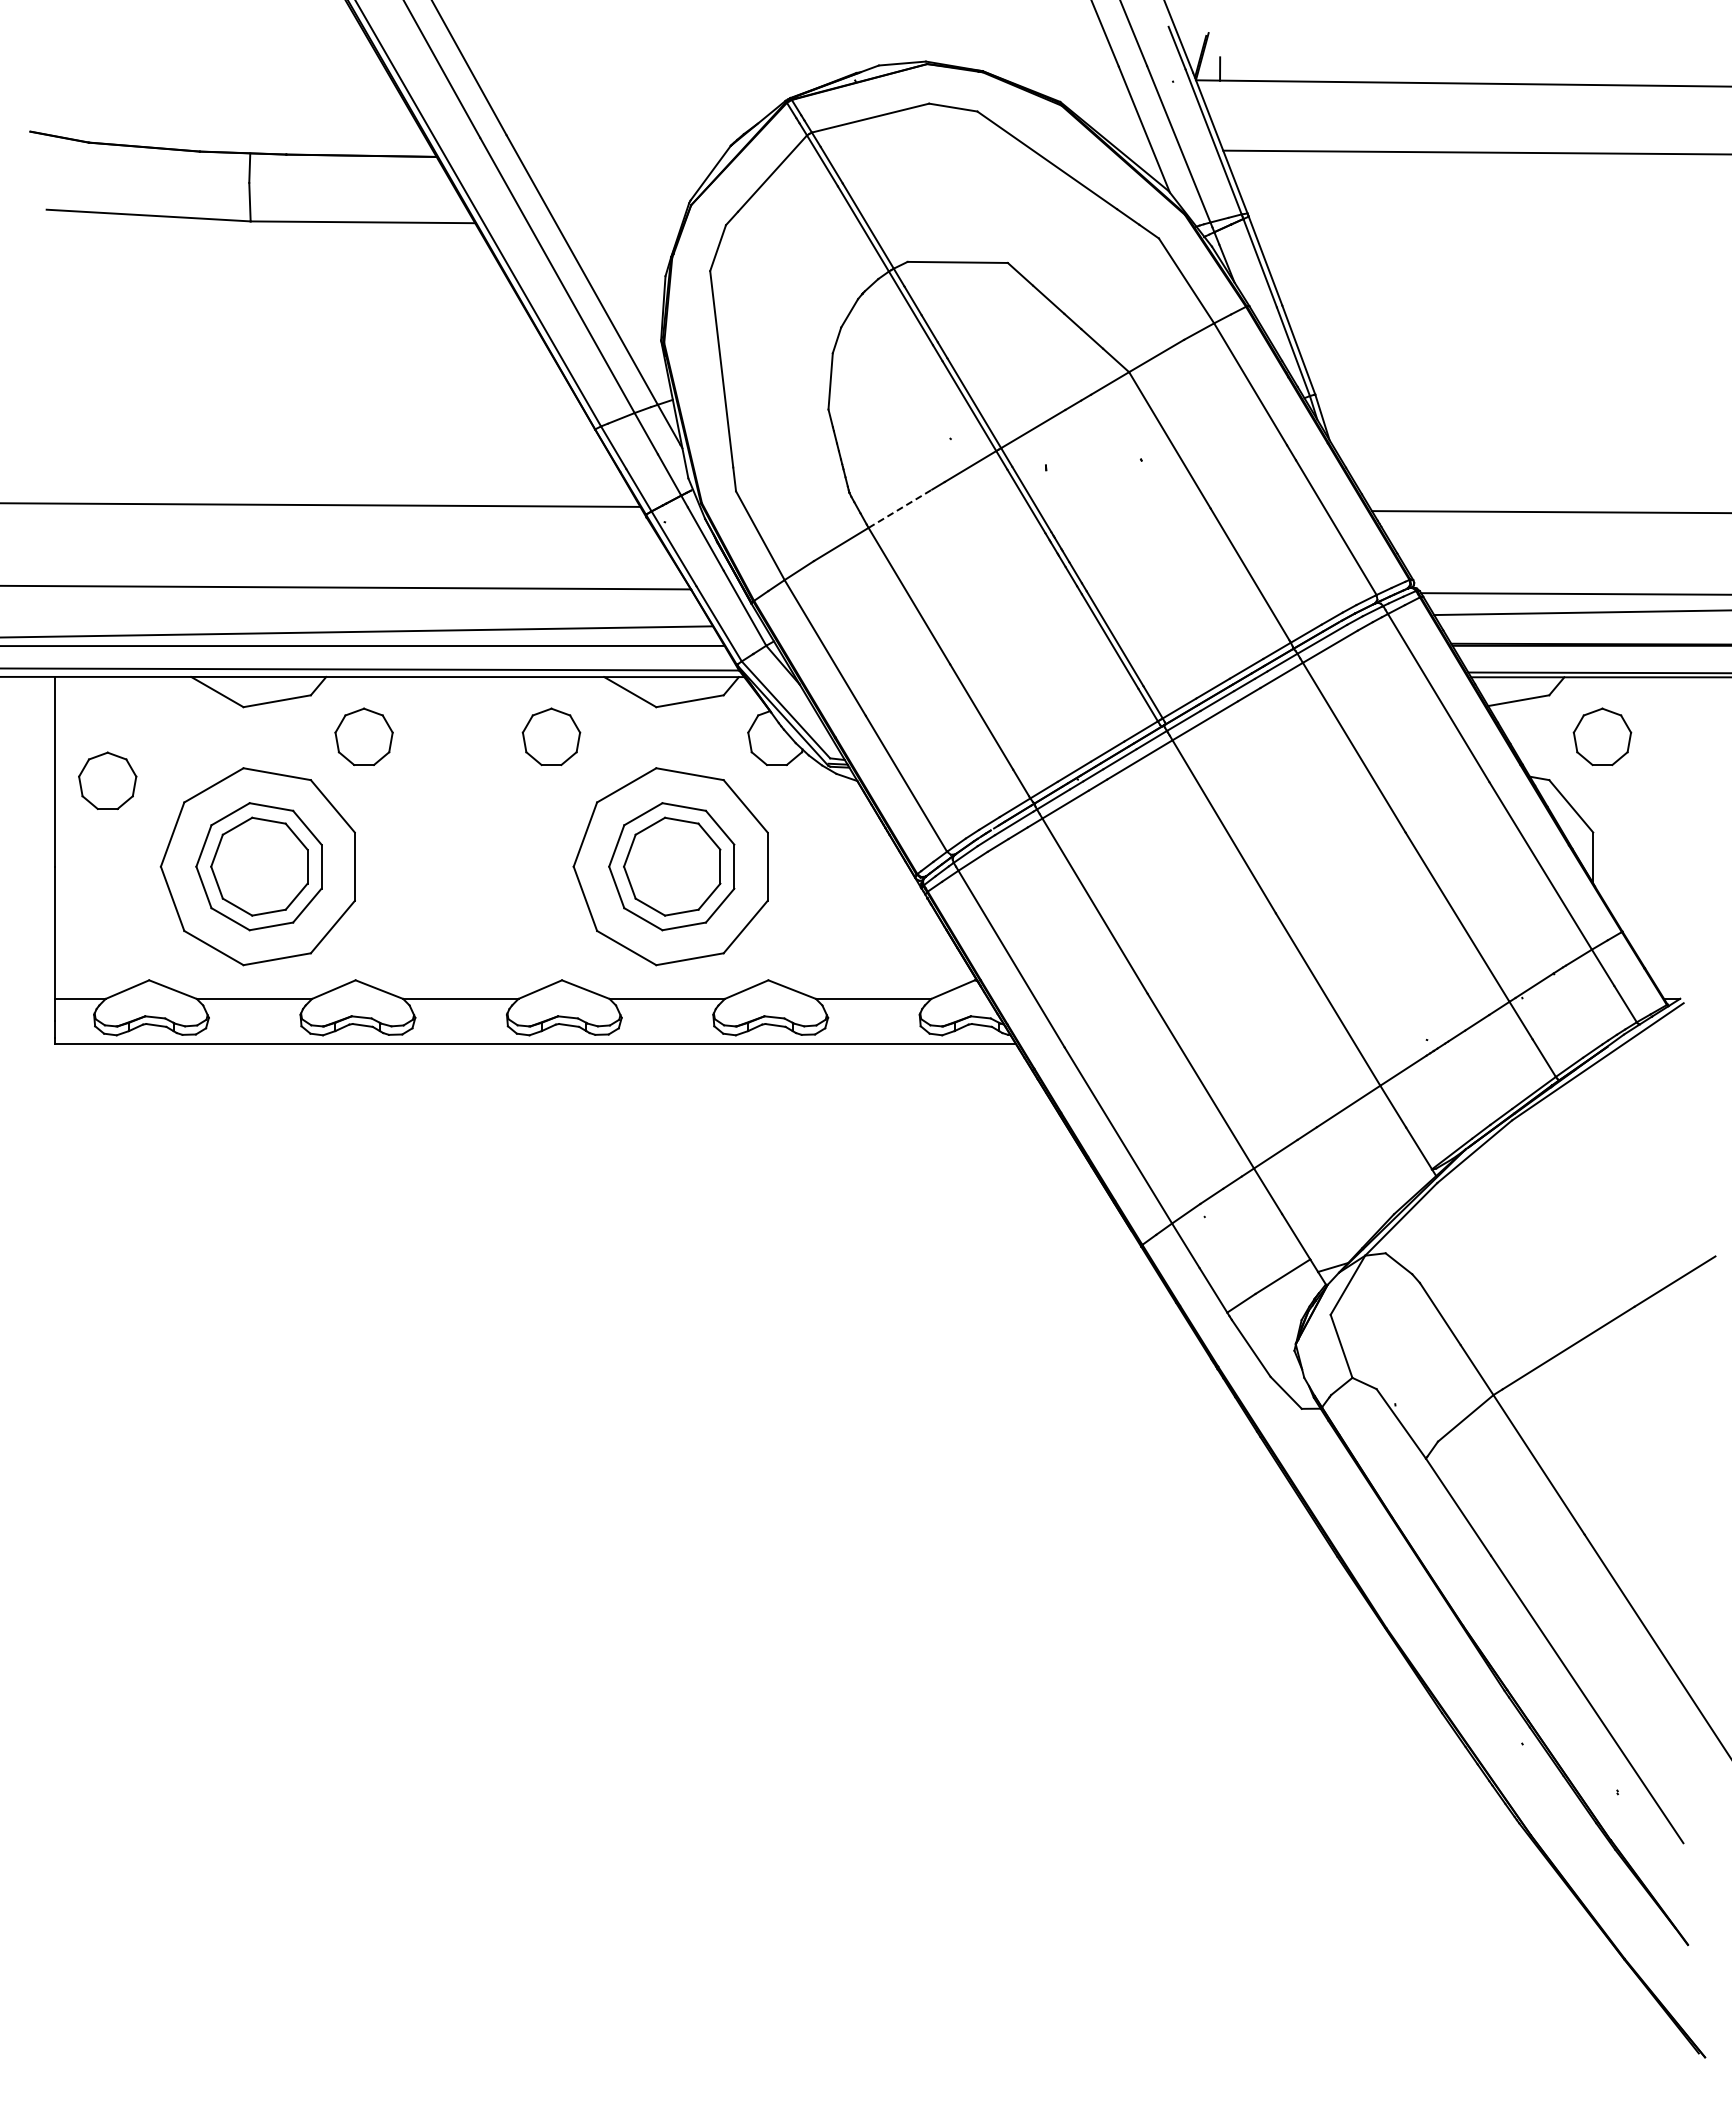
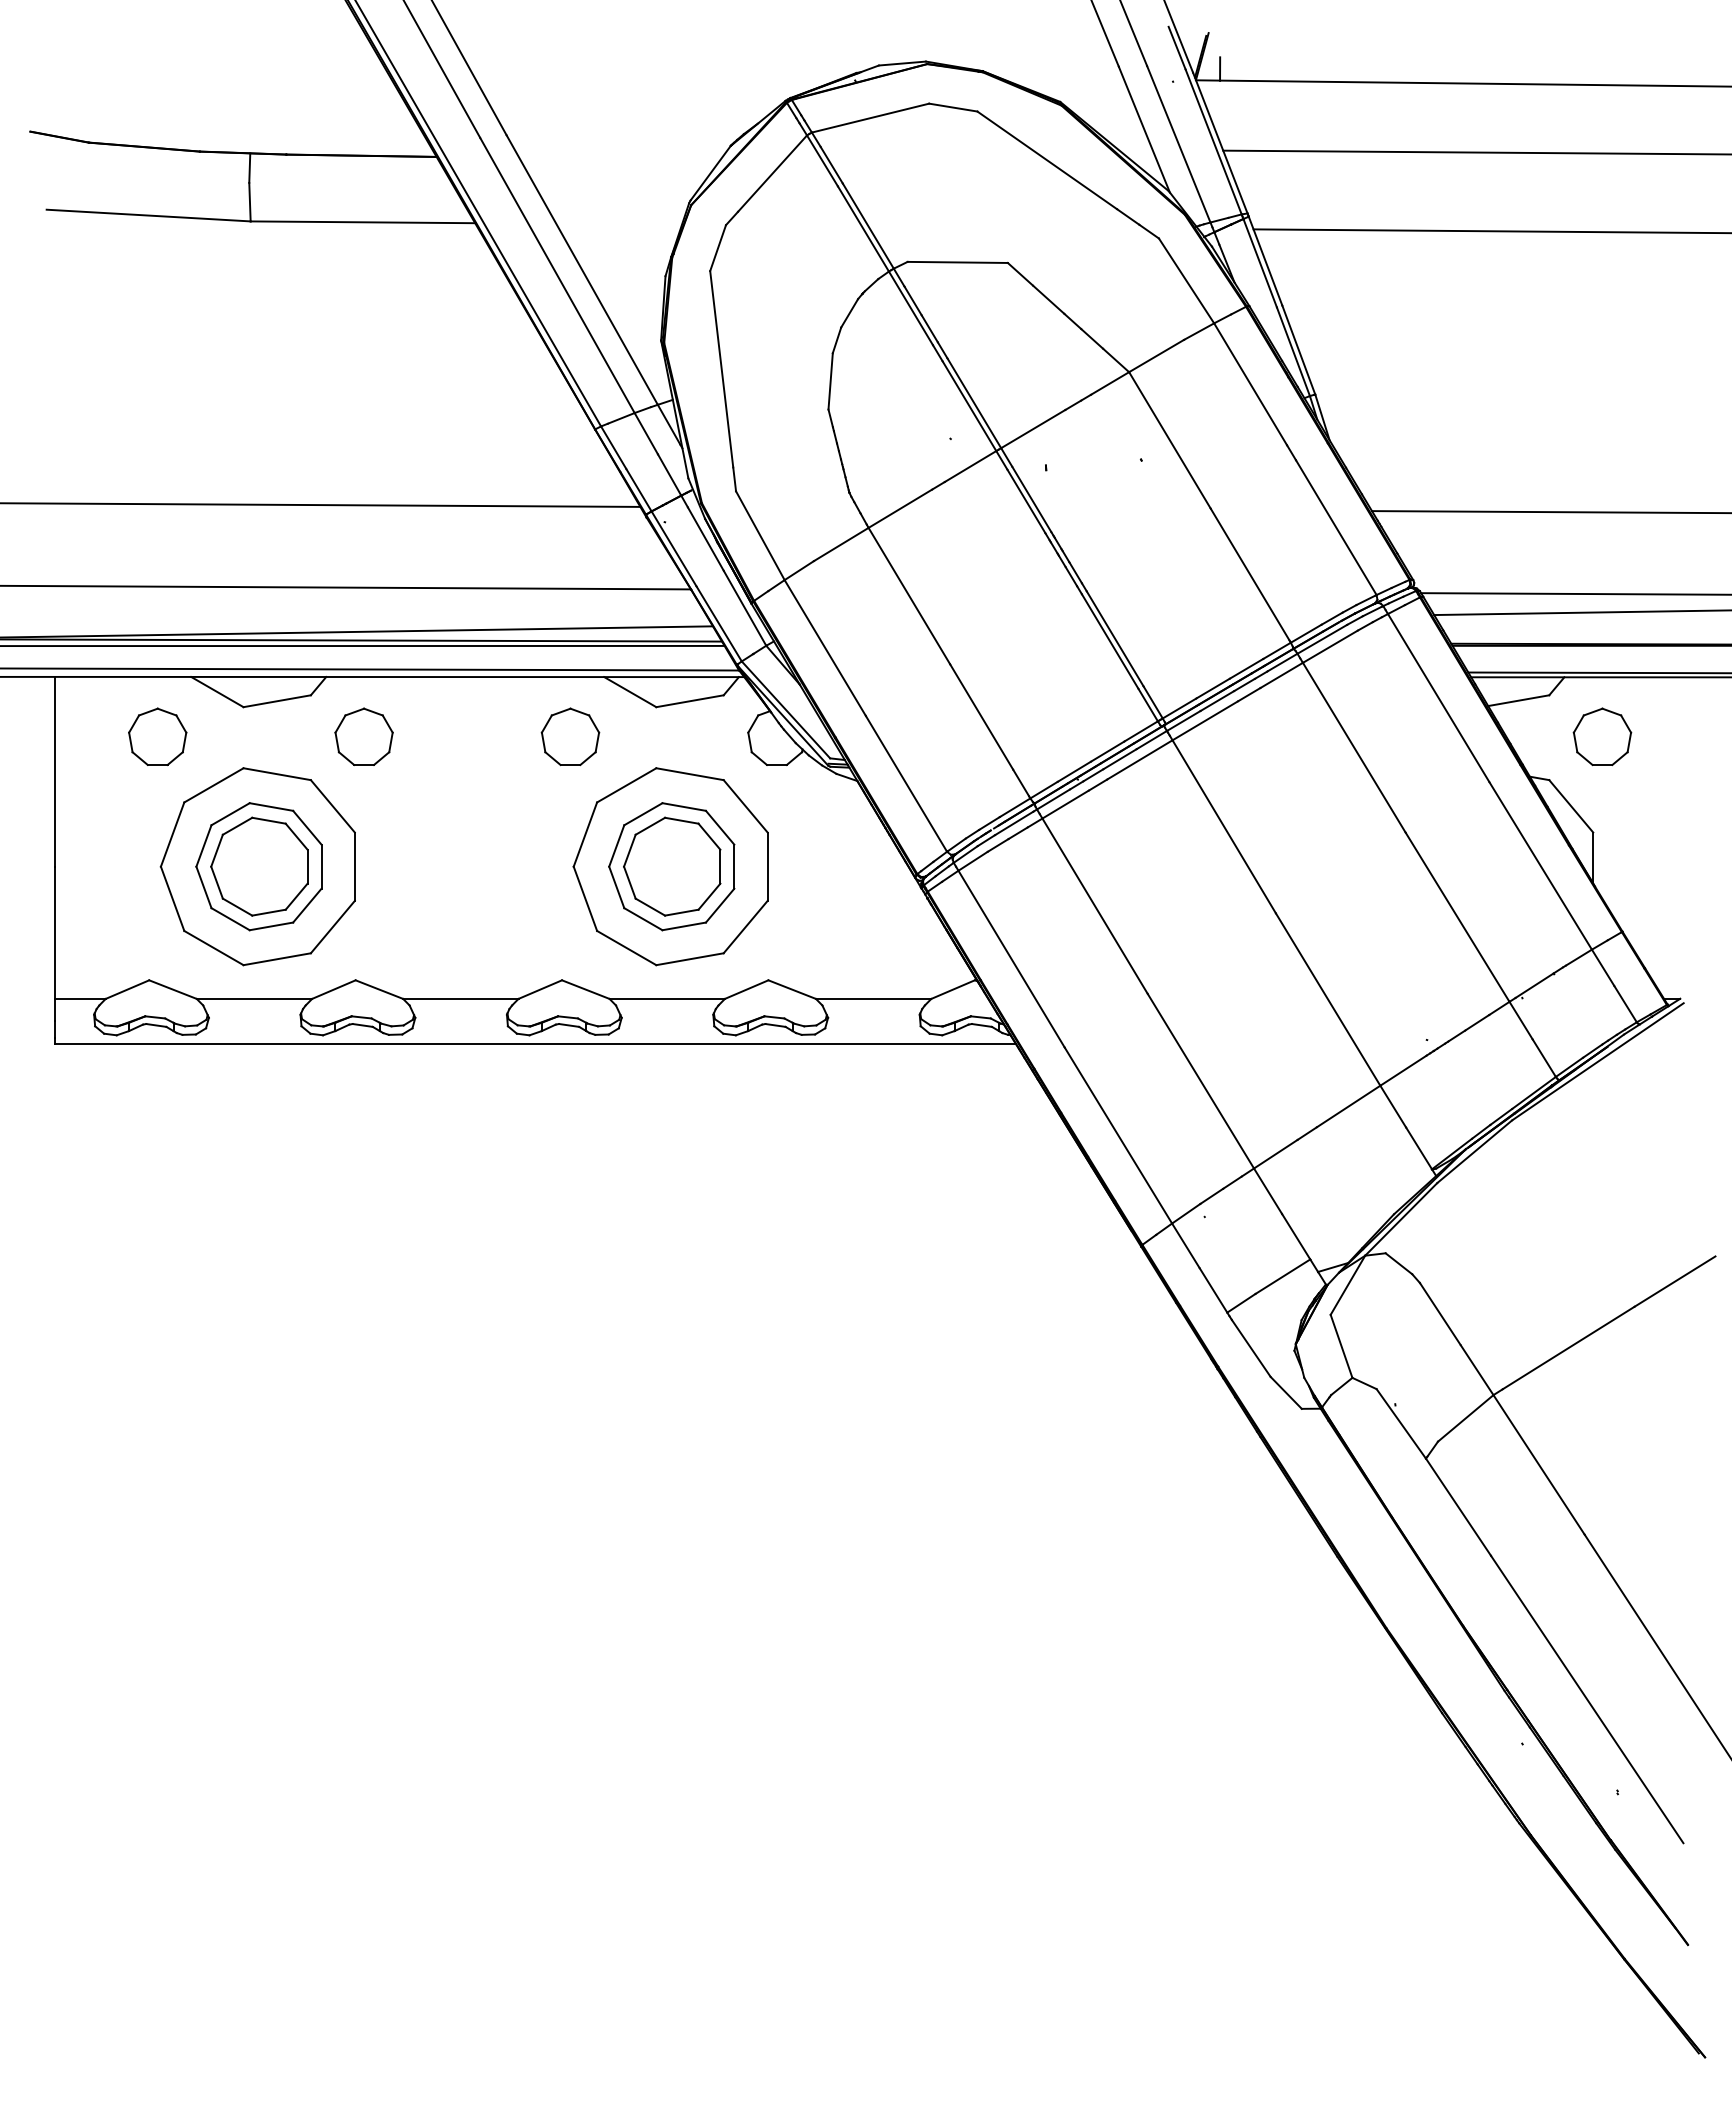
line: none -> present (1490, 231)
line: dashed -> solid (900, 508)
line: none -> present (362, 640)
part position: (551, 736) -> (570, 736) (570, 736)
part position: (107, 780) -> (157, 736) (157, 736)
